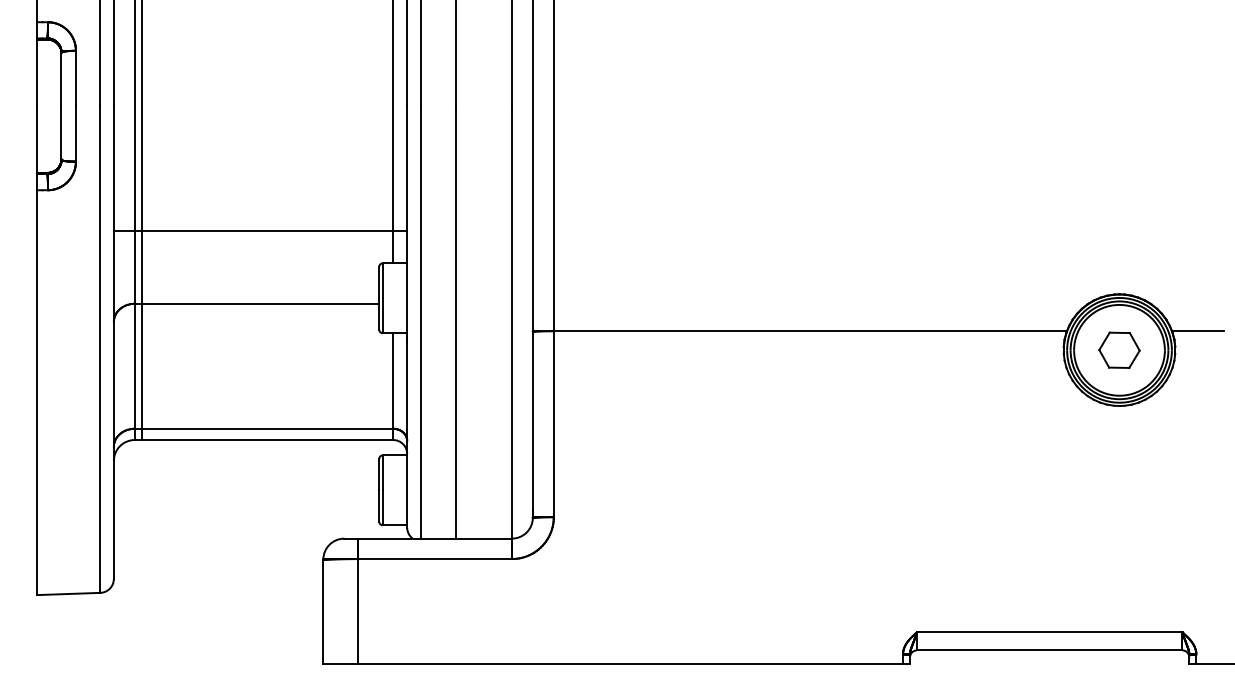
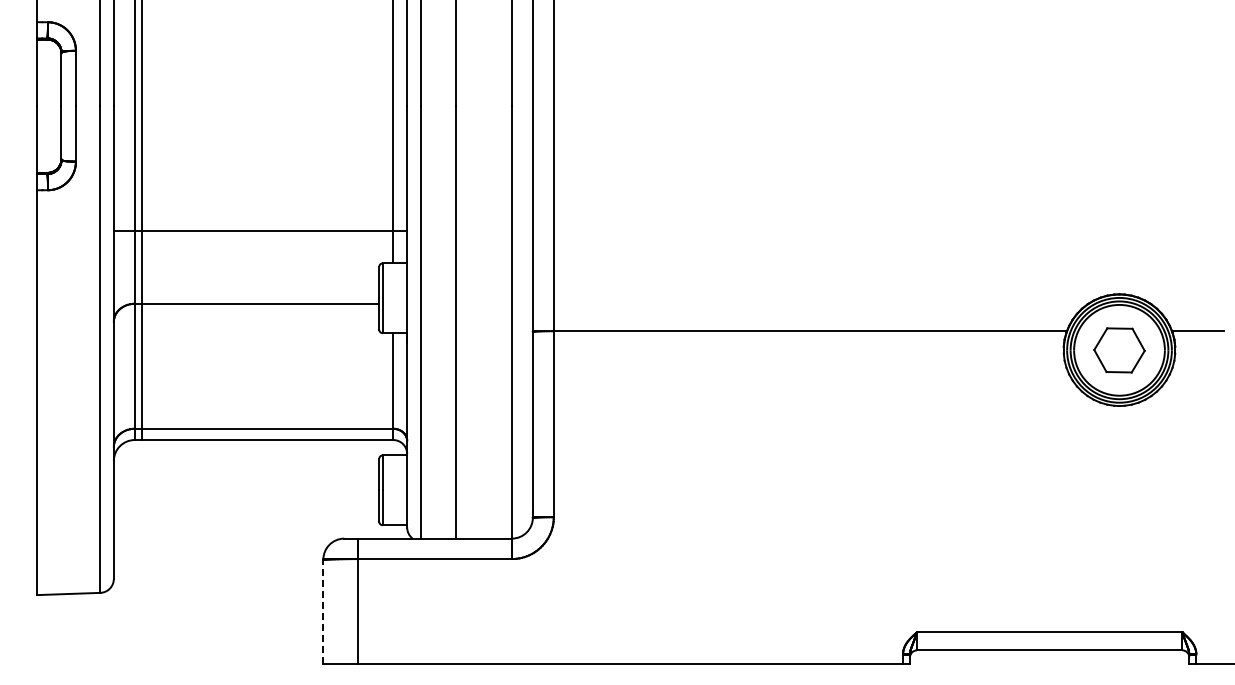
part size: 43x38 px -> 53x47 px (1119, 350)
line: solid -> dashed (323, 611)
